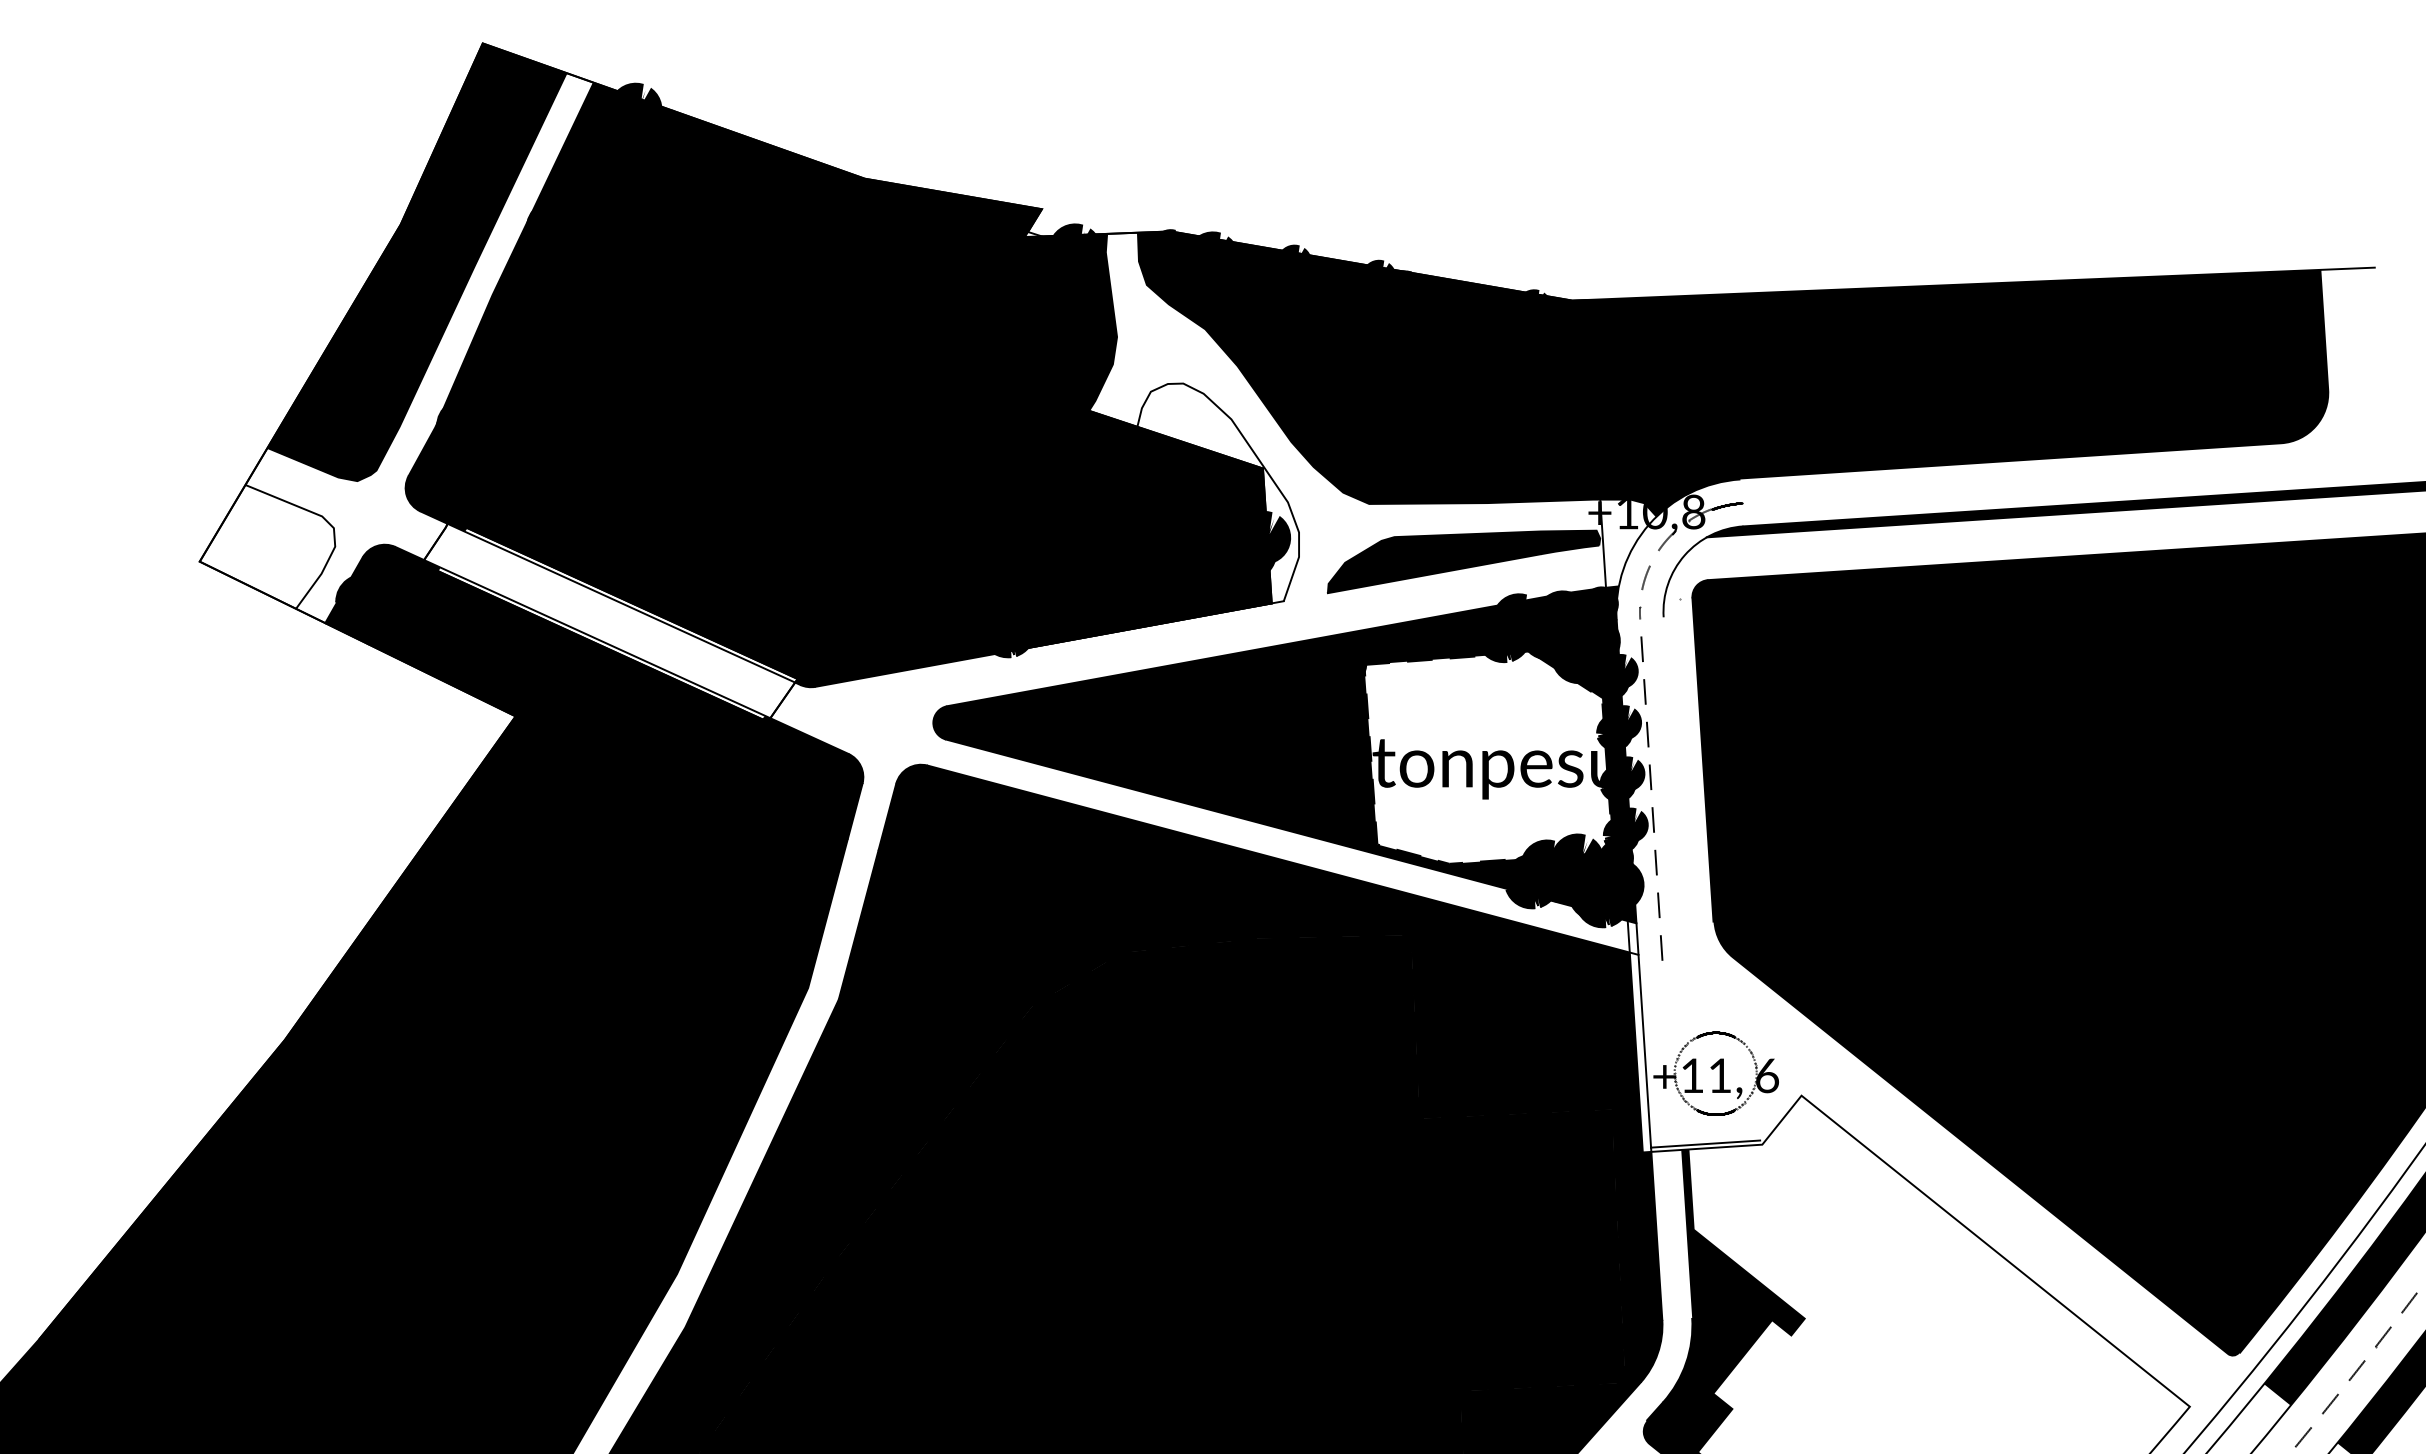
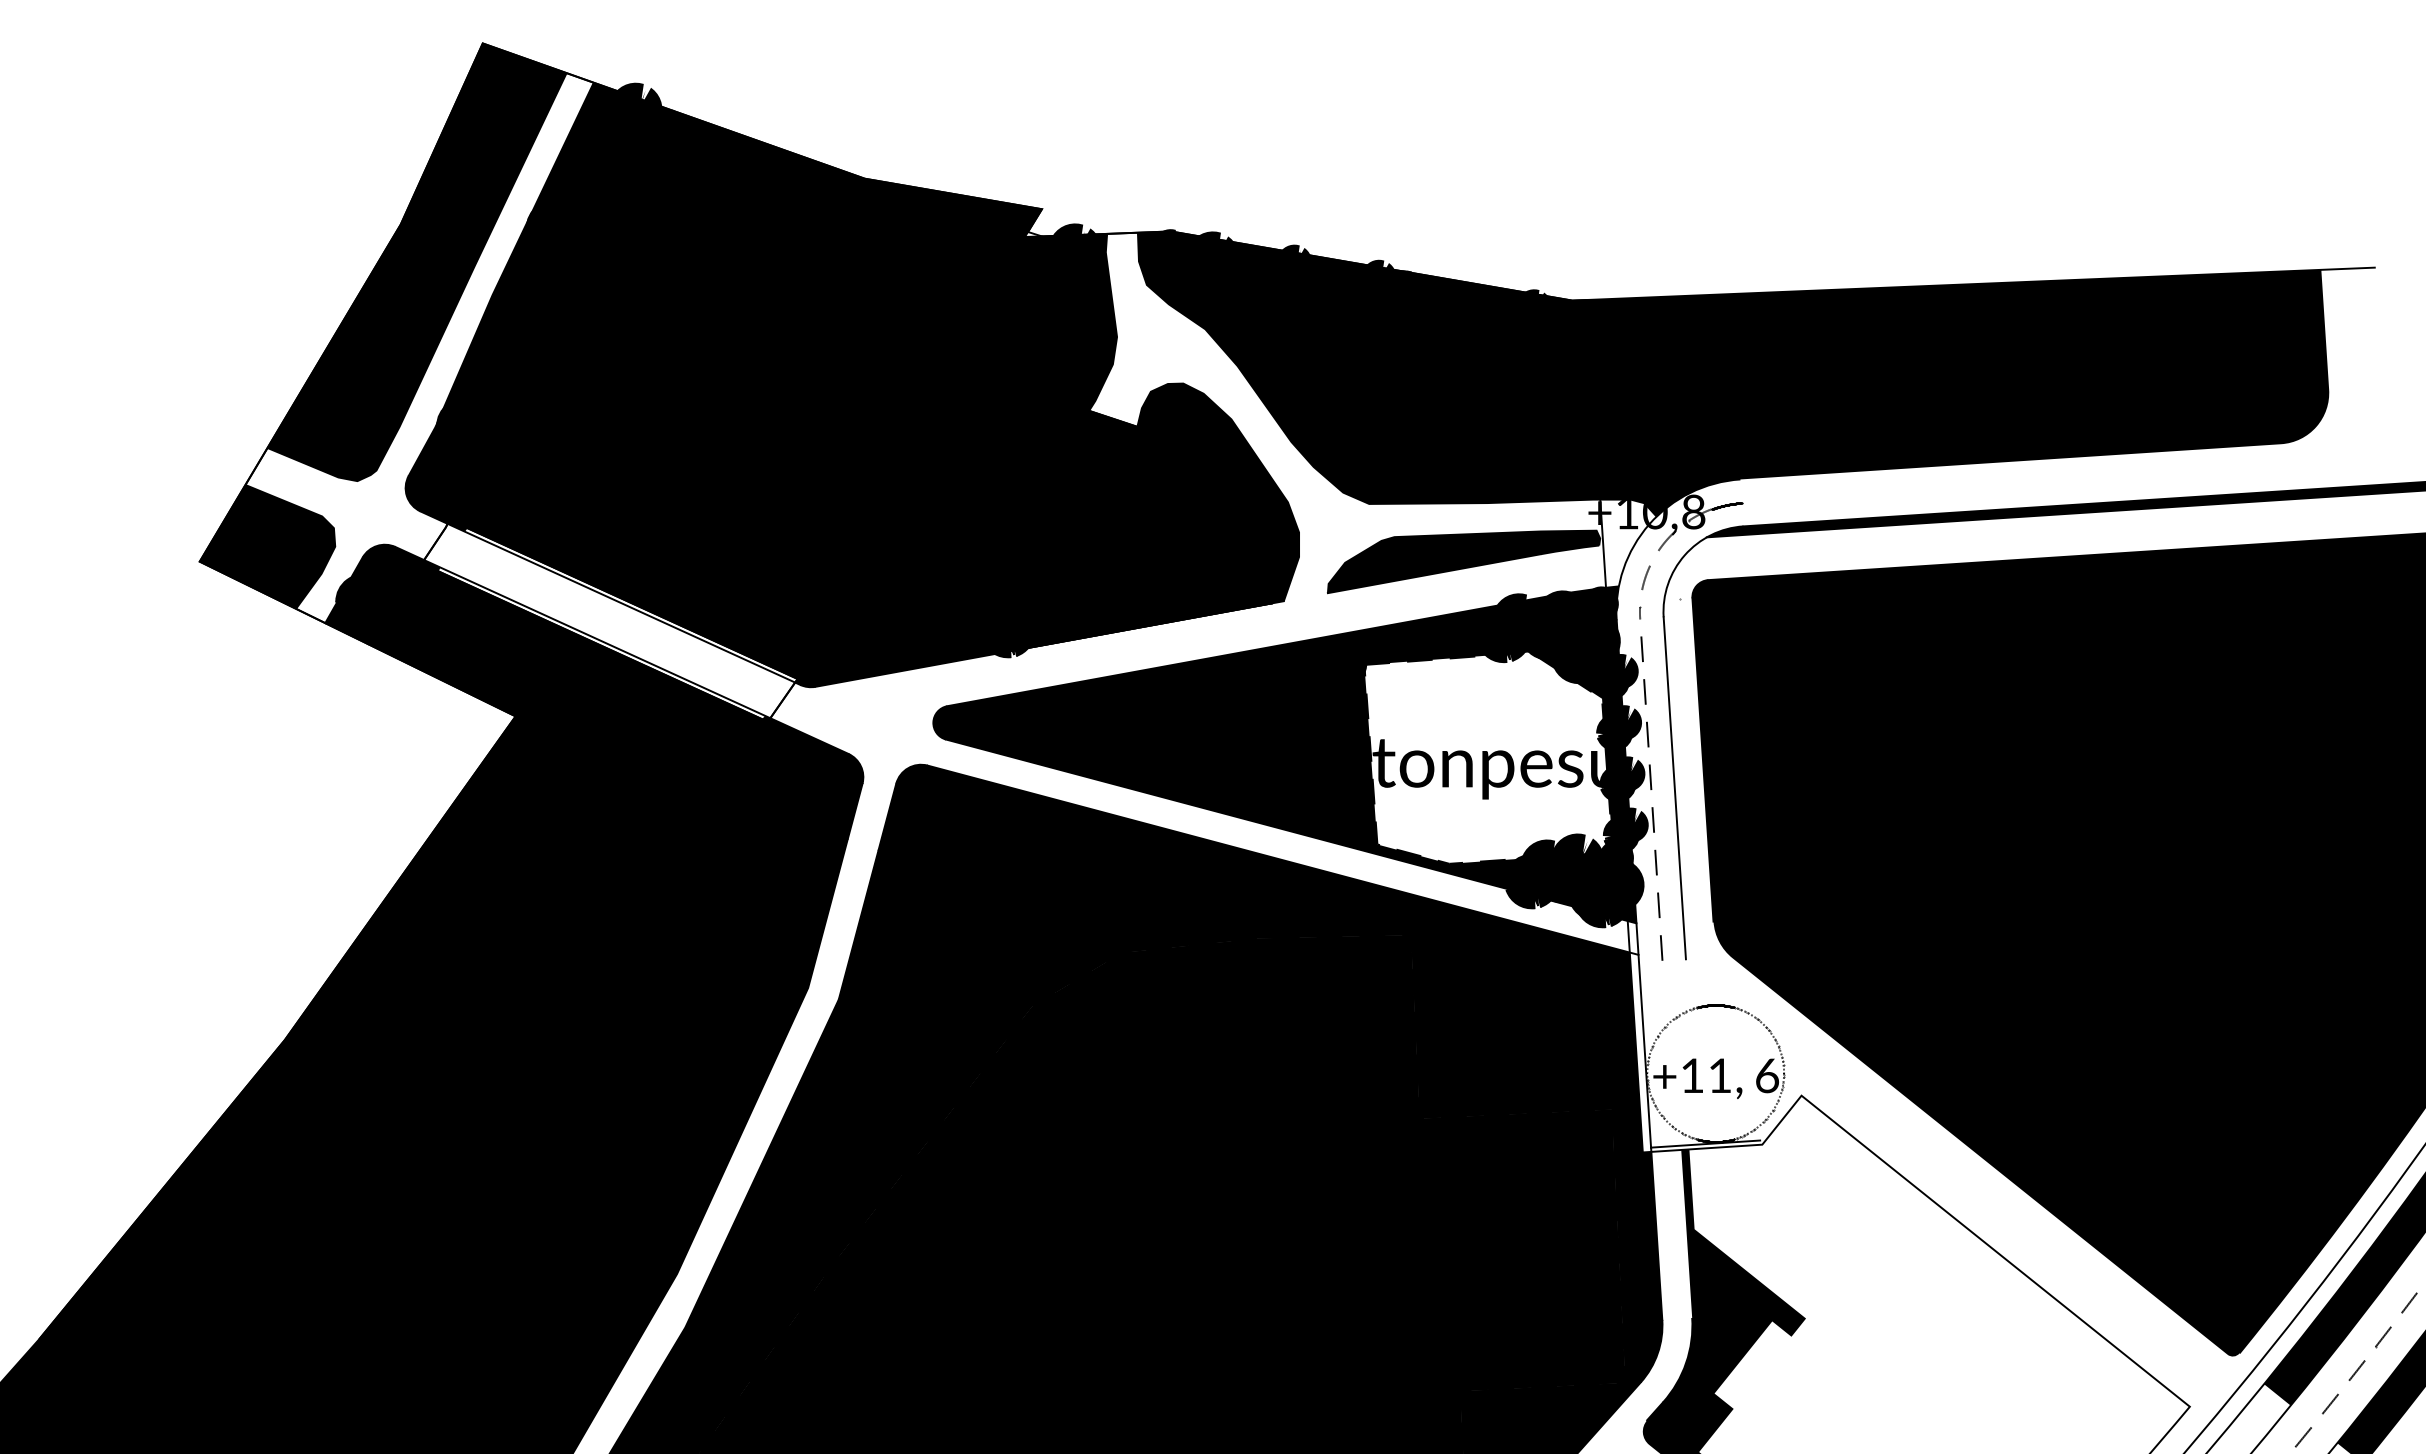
fill: none -> present (1218, 493)
fill: none -> present (267, 546)
line: none -> present (1674, 788)
circle diameter: 82 px -> 137 px (1715, 1072)
